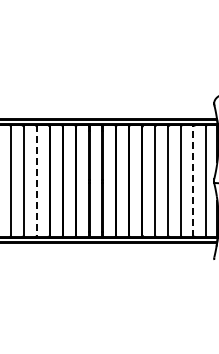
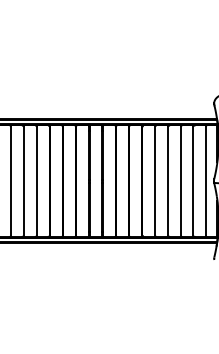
line: dashed -> solid (36, 181)
line: dashed -> solid (193, 181)
